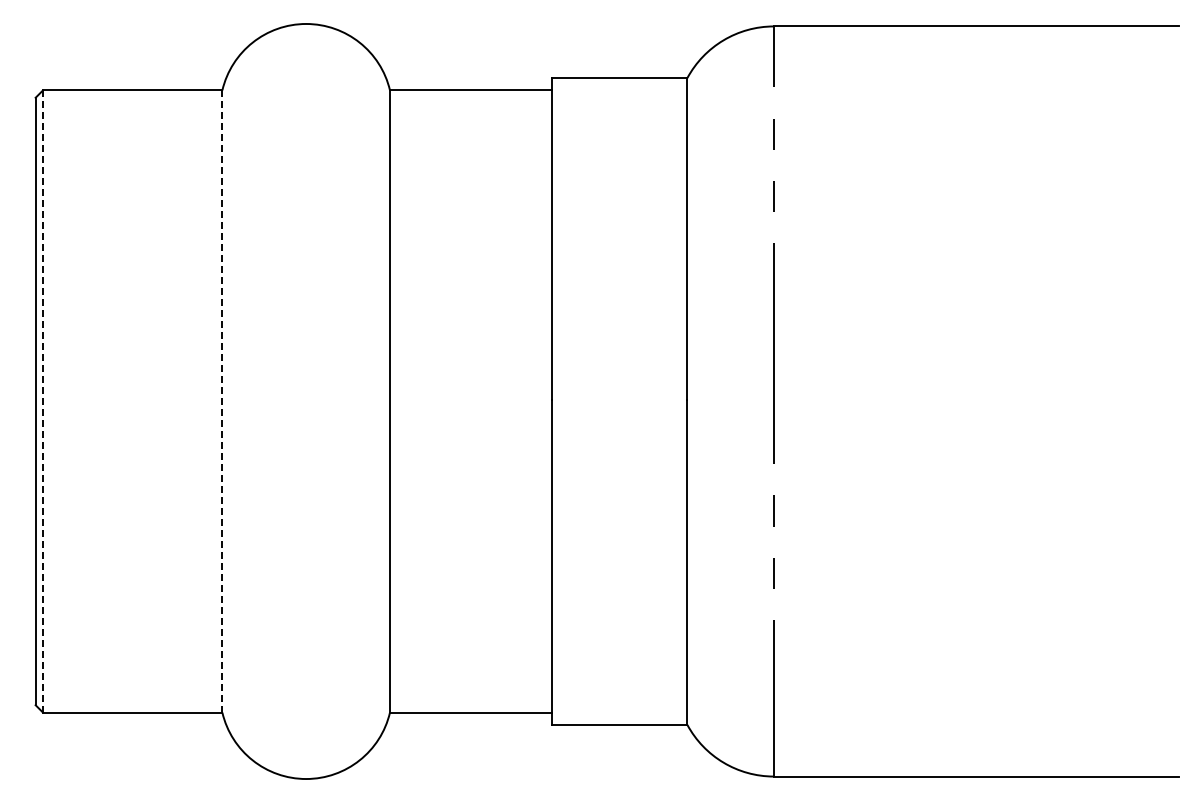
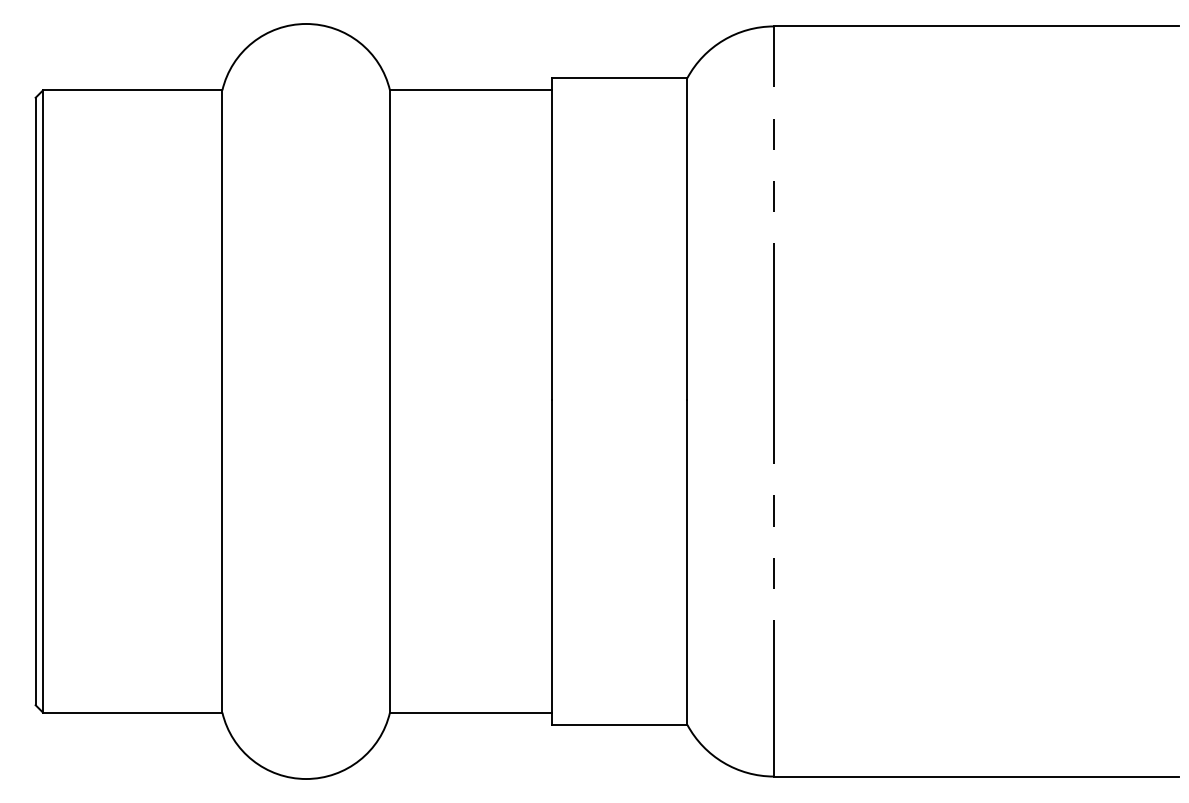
line: dashed -> solid (43, 402)
line: dashed -> solid (222, 402)
